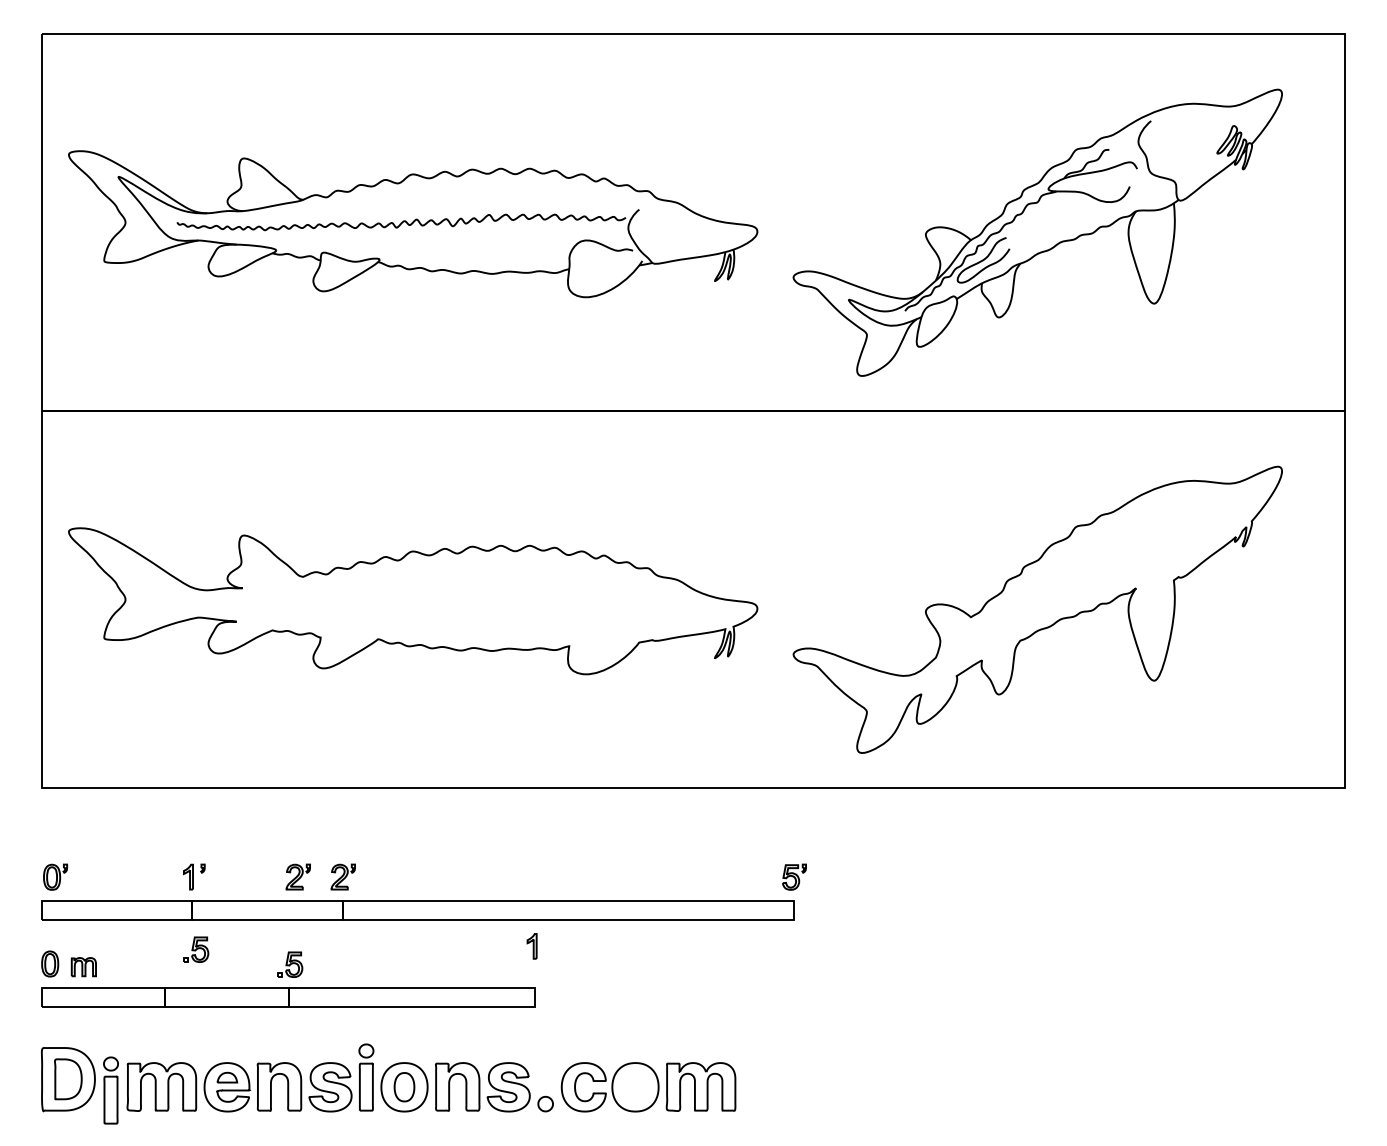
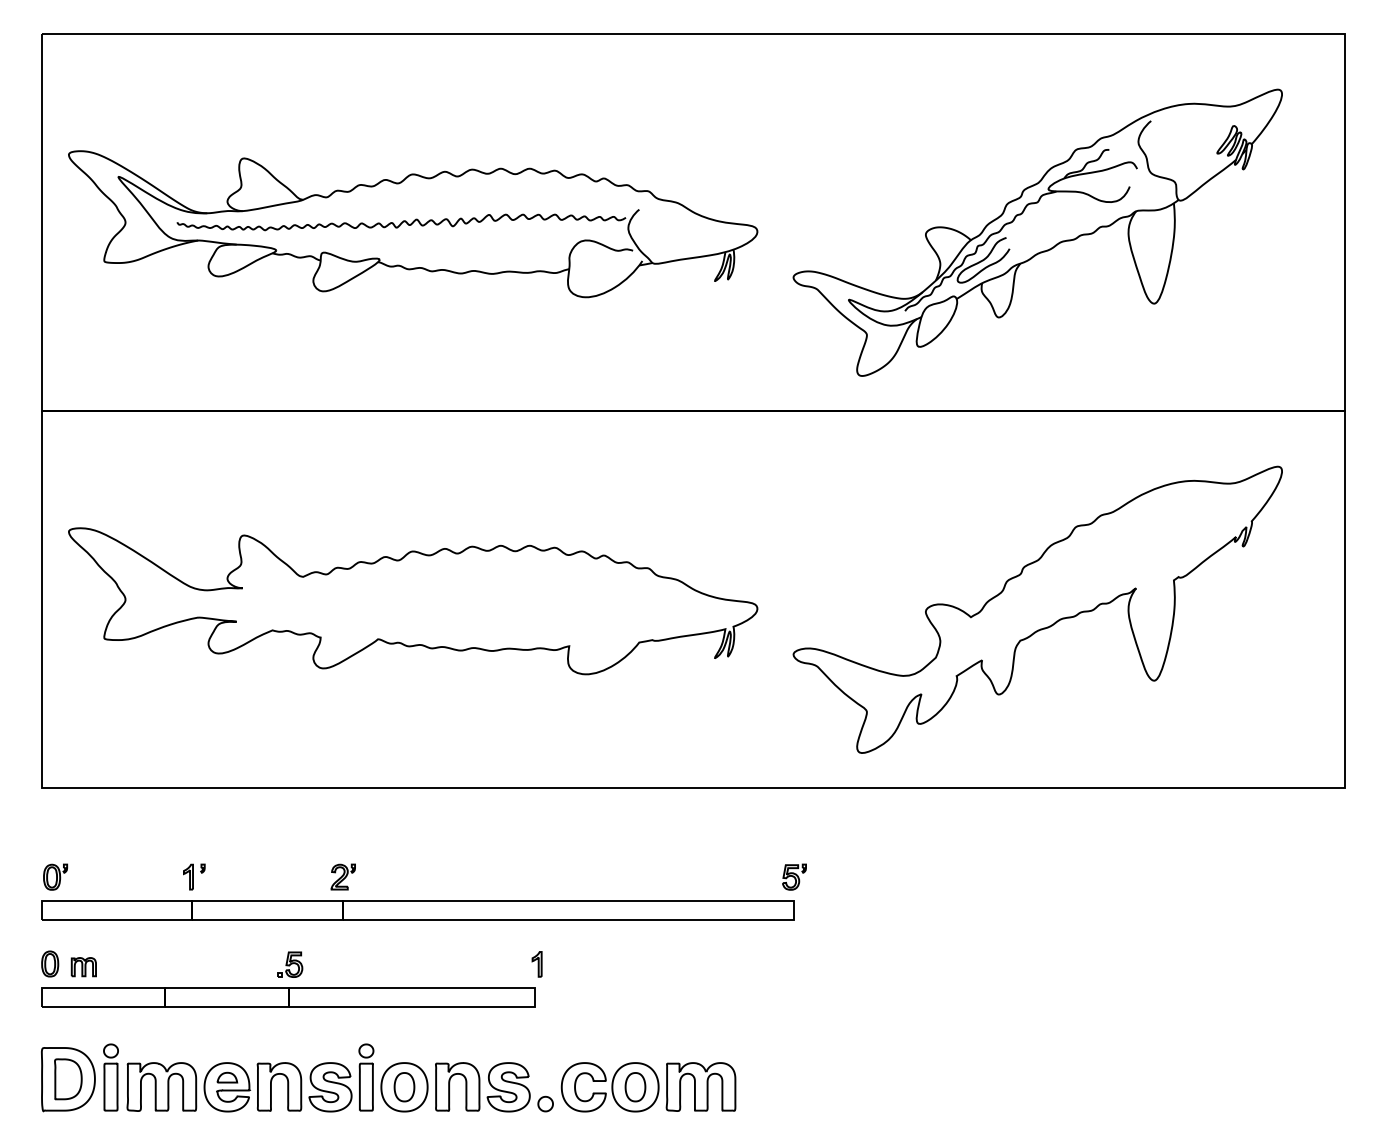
part: present -> none (297, 876)
part position: (531, 946) -> (536, 964) (536, 964)
part: present -> none (196, 949)
part: none -> present (635, 1087)
part position: (110, 1090) -> (110, 1077) (110, 1077)
